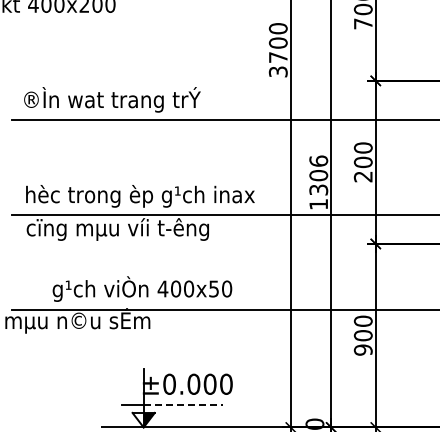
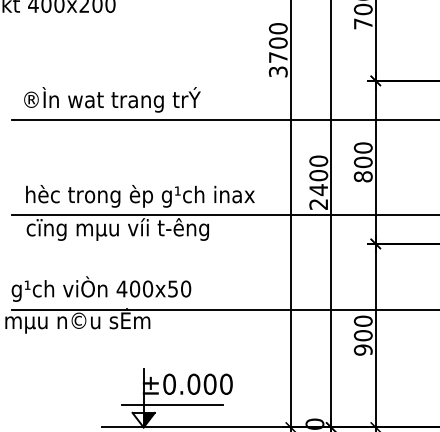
text: 200 -> 800 (363, 176)
text: 1306 -> 2400 (318, 182)
text position: (142, 288) -> (101, 288) (101, 288)
line: dashed -> solid (183, 405)
